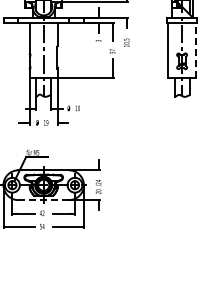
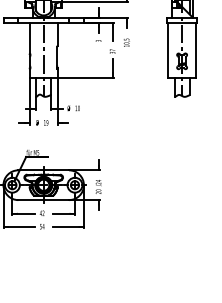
line: dashed -> solid (196, 50)
line: dashed -> solid (44, 200)
